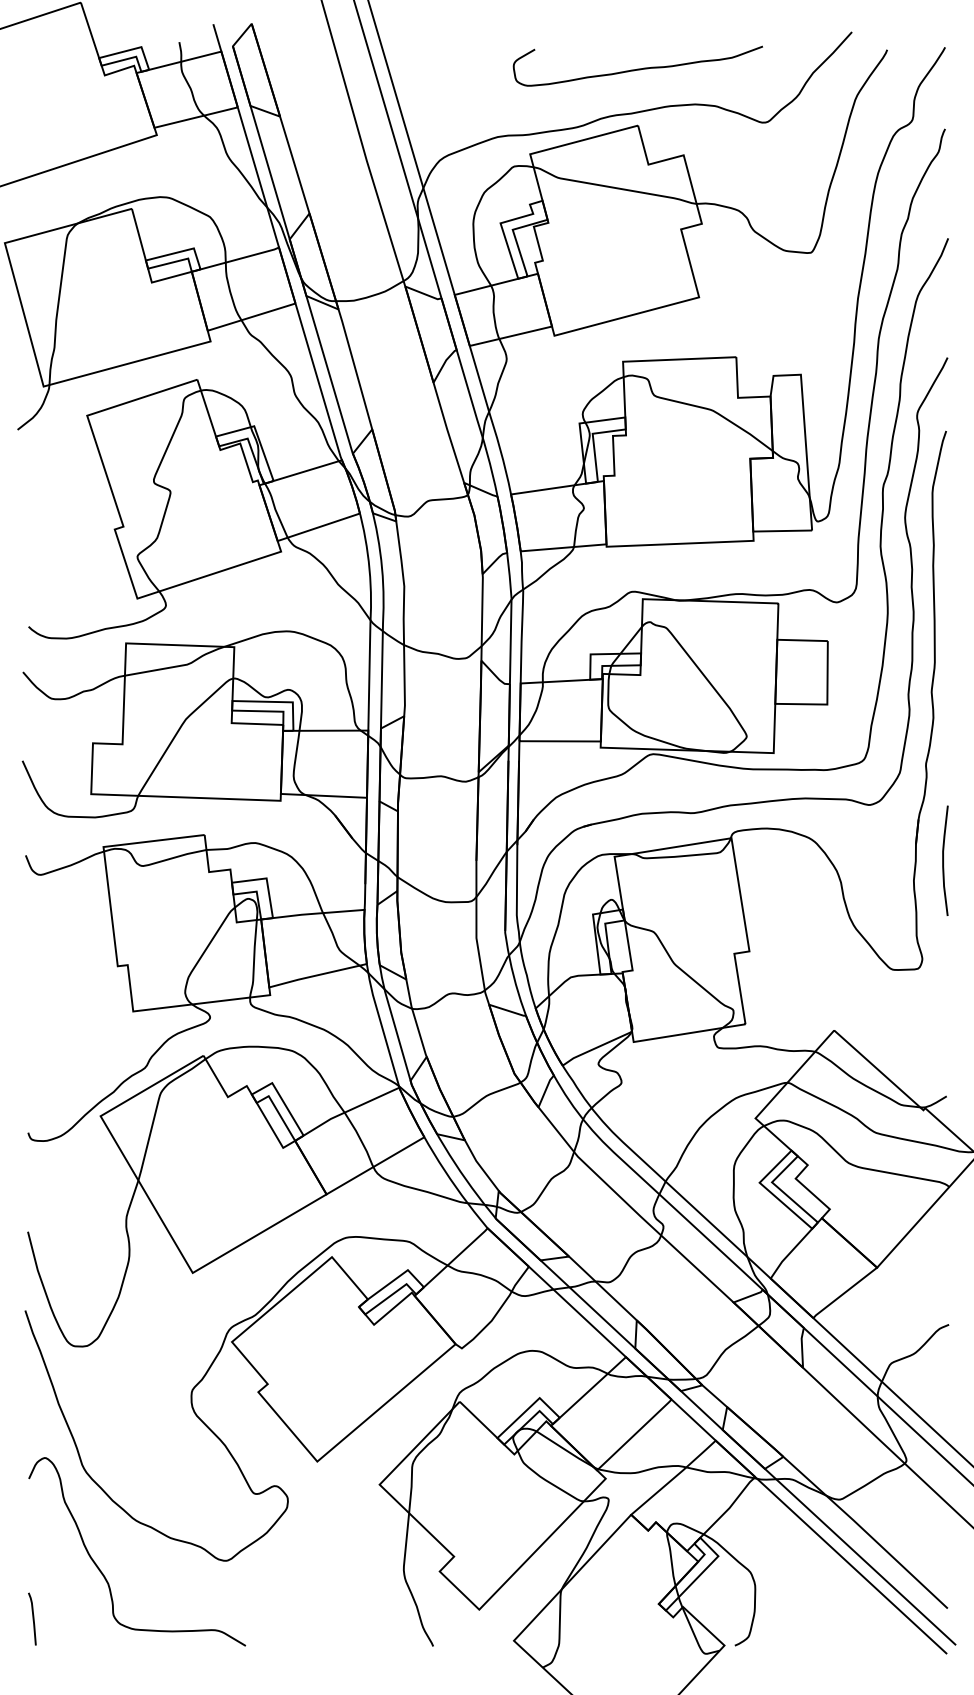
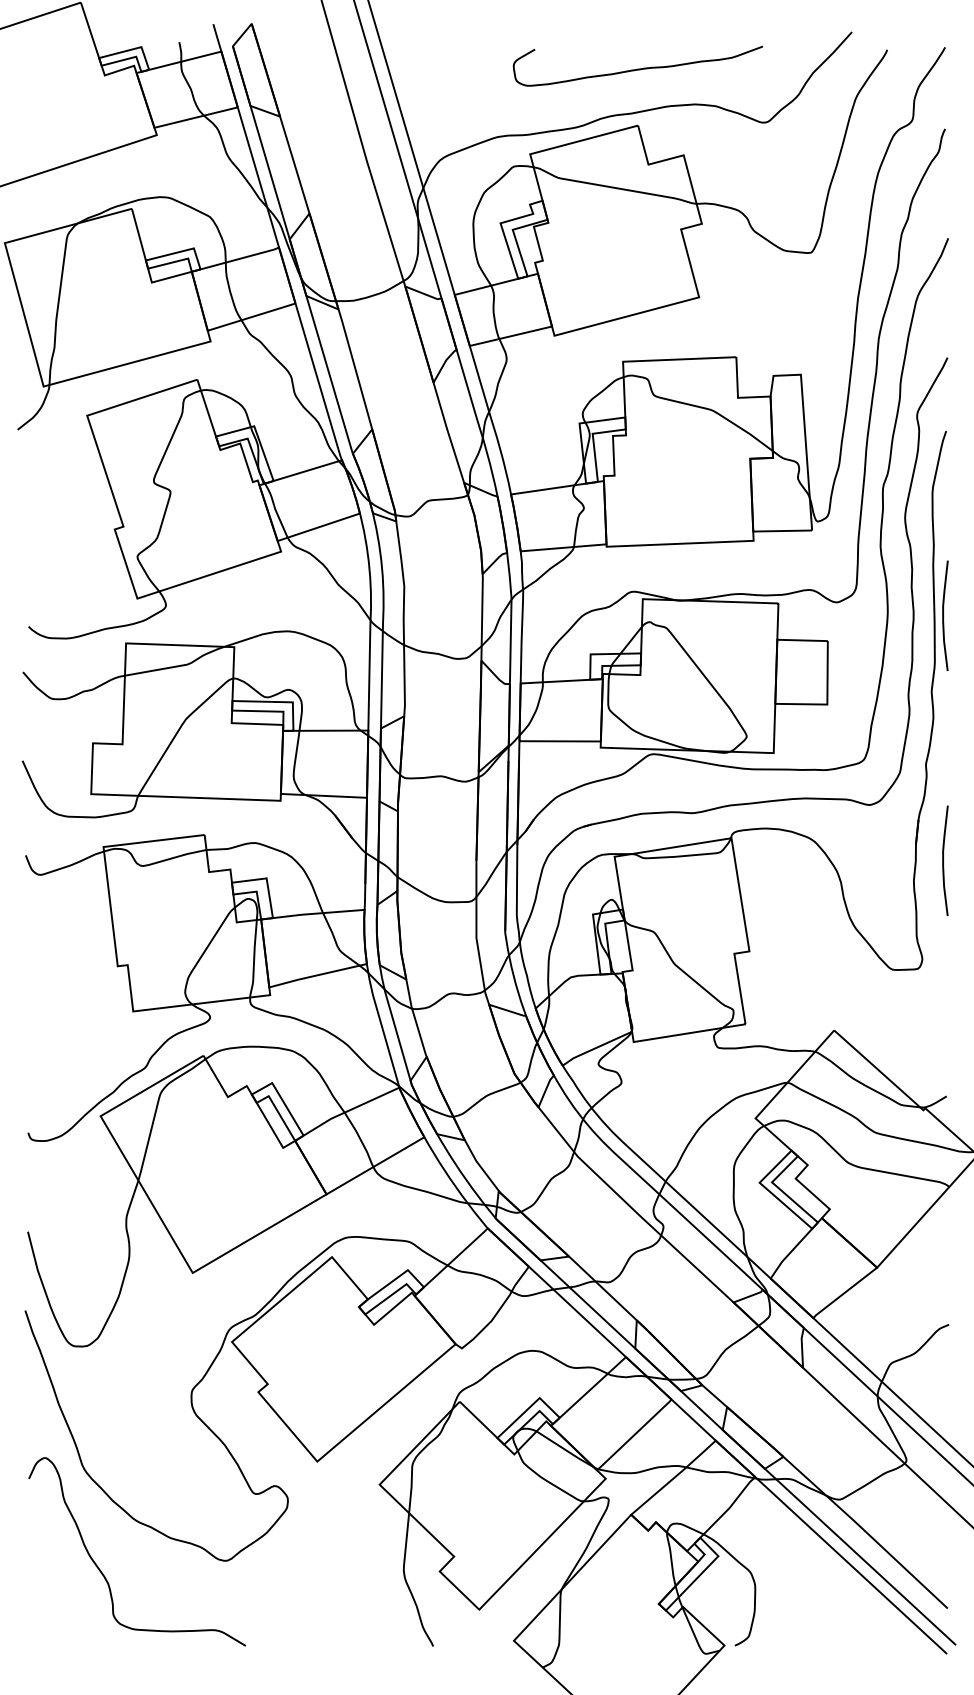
curve: none -> present (943, 615)
line: present -> none (32, 1618)
